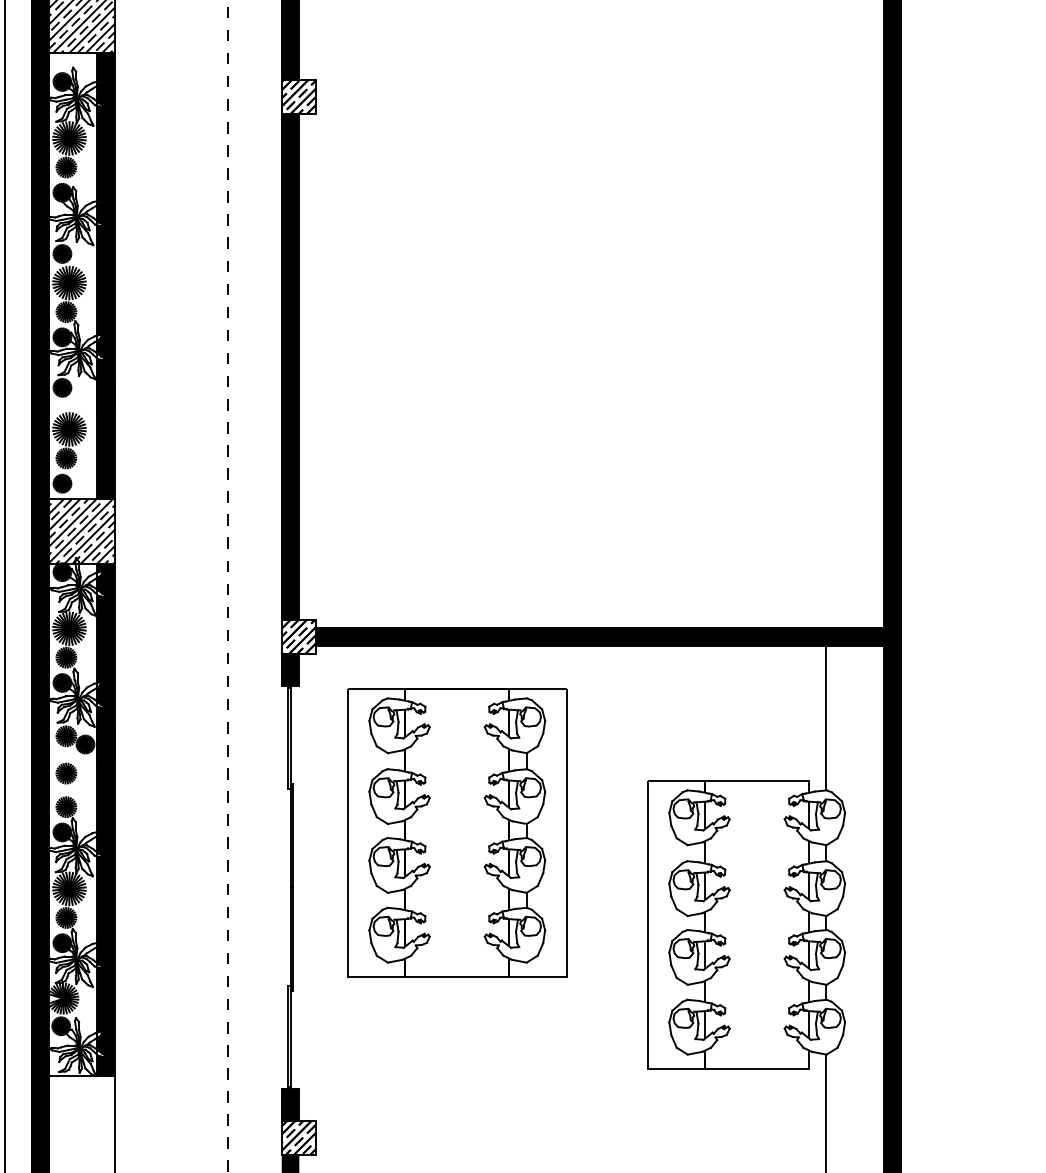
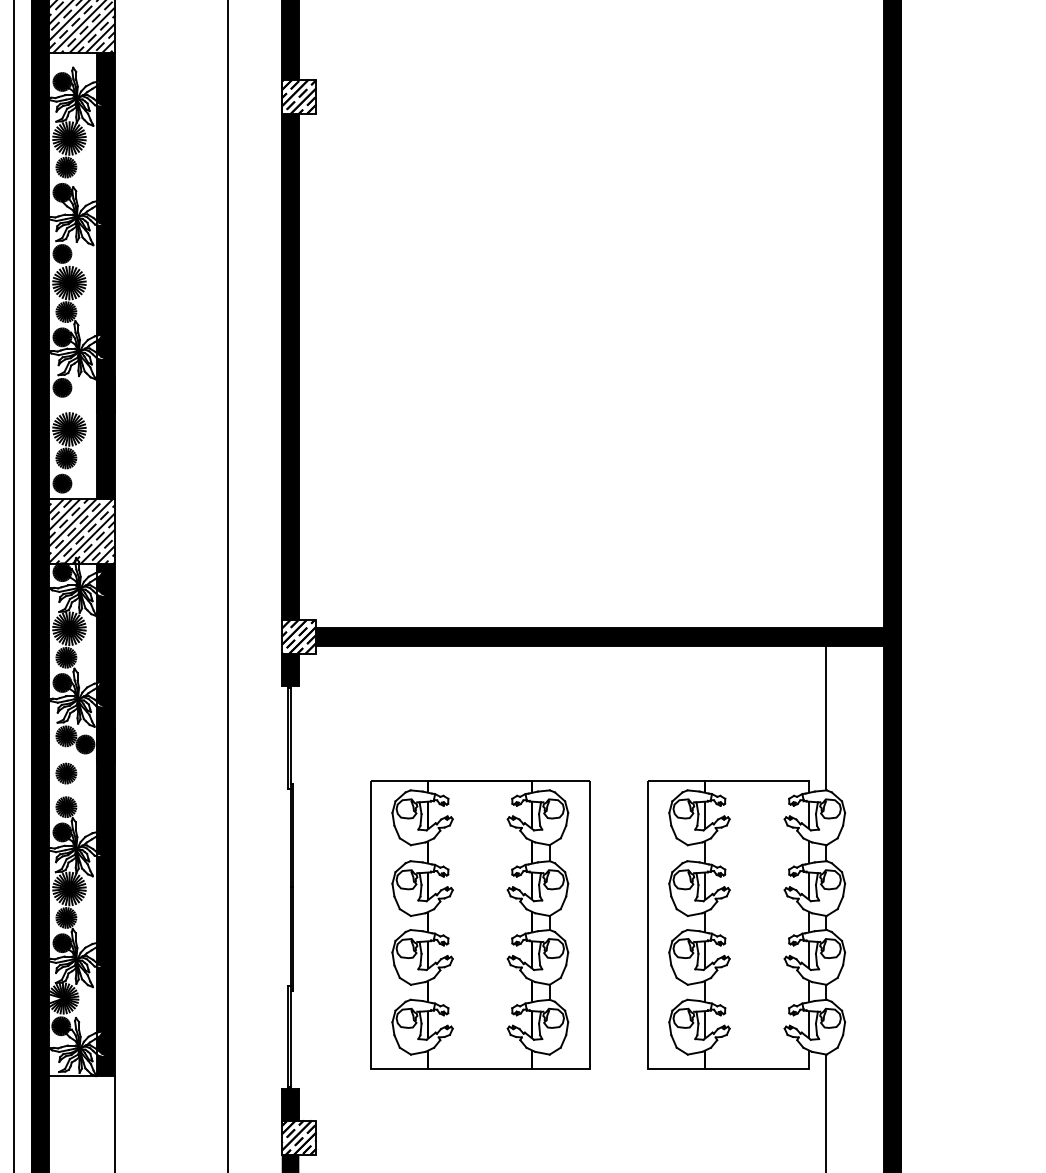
line position: (5, 585) -> (14, 585) (14, 585)
line: dashed -> solid (228, 586)
part position: (457, 832) -> (480, 924) (480, 924)
